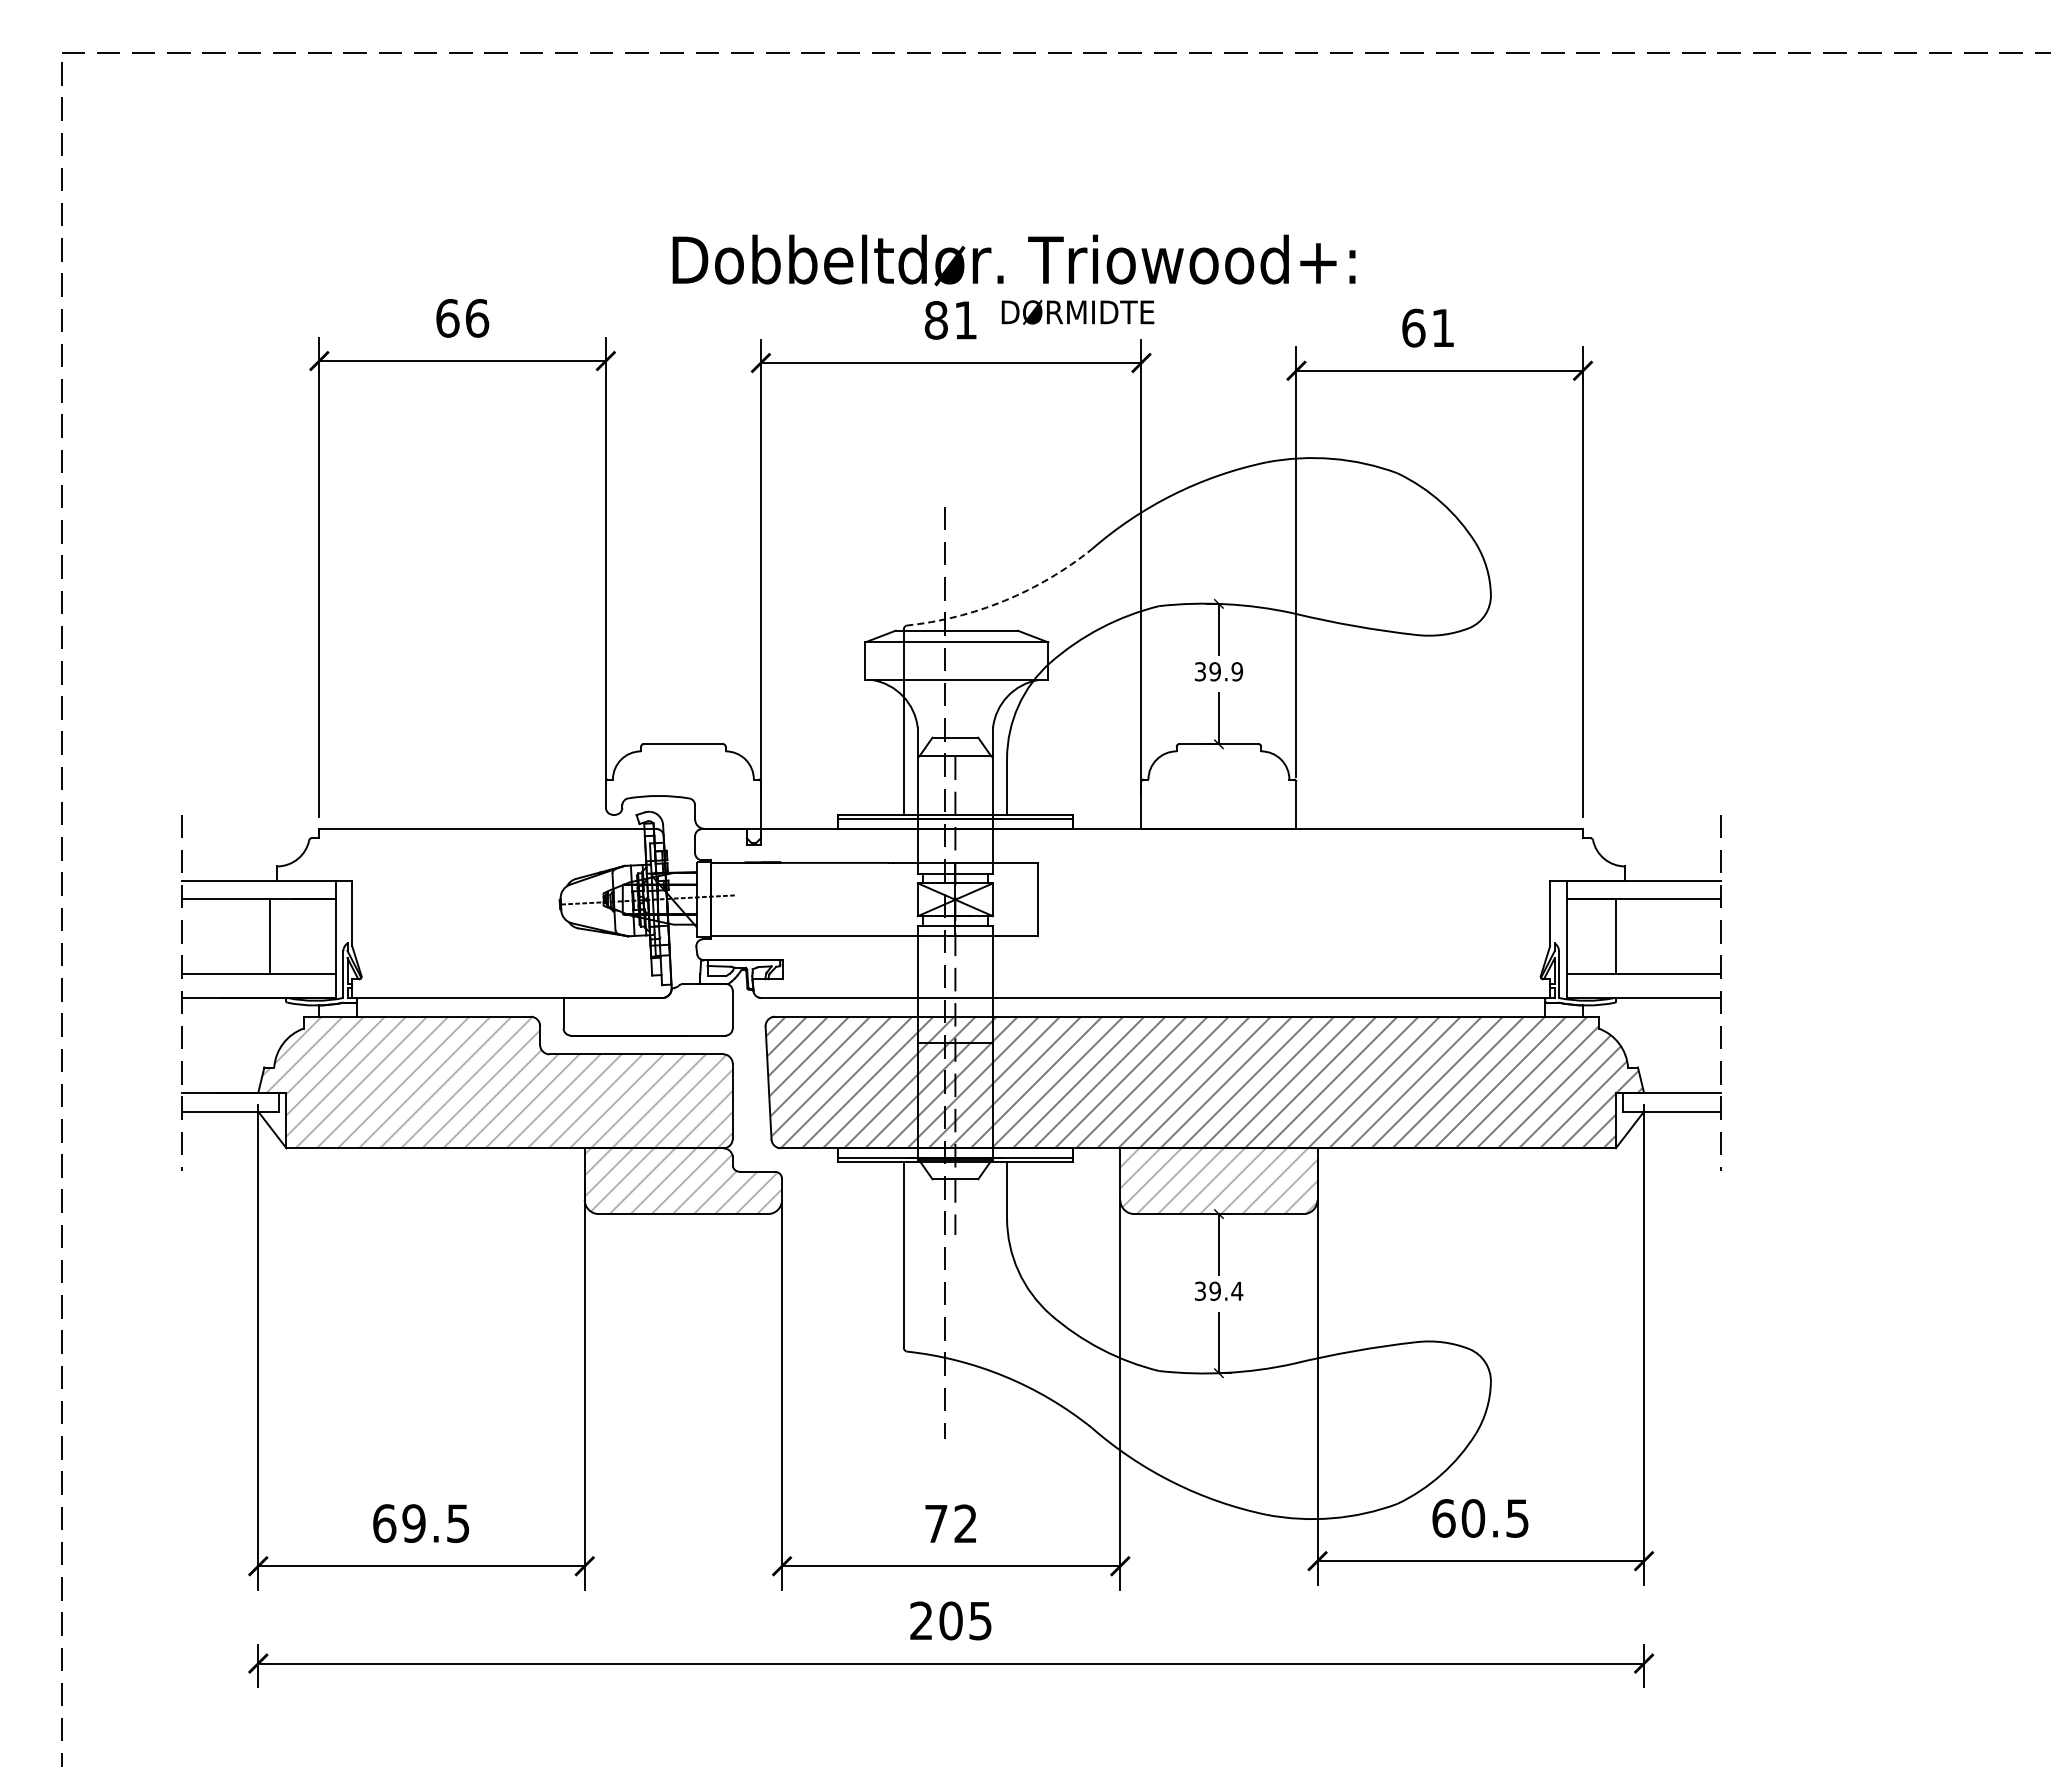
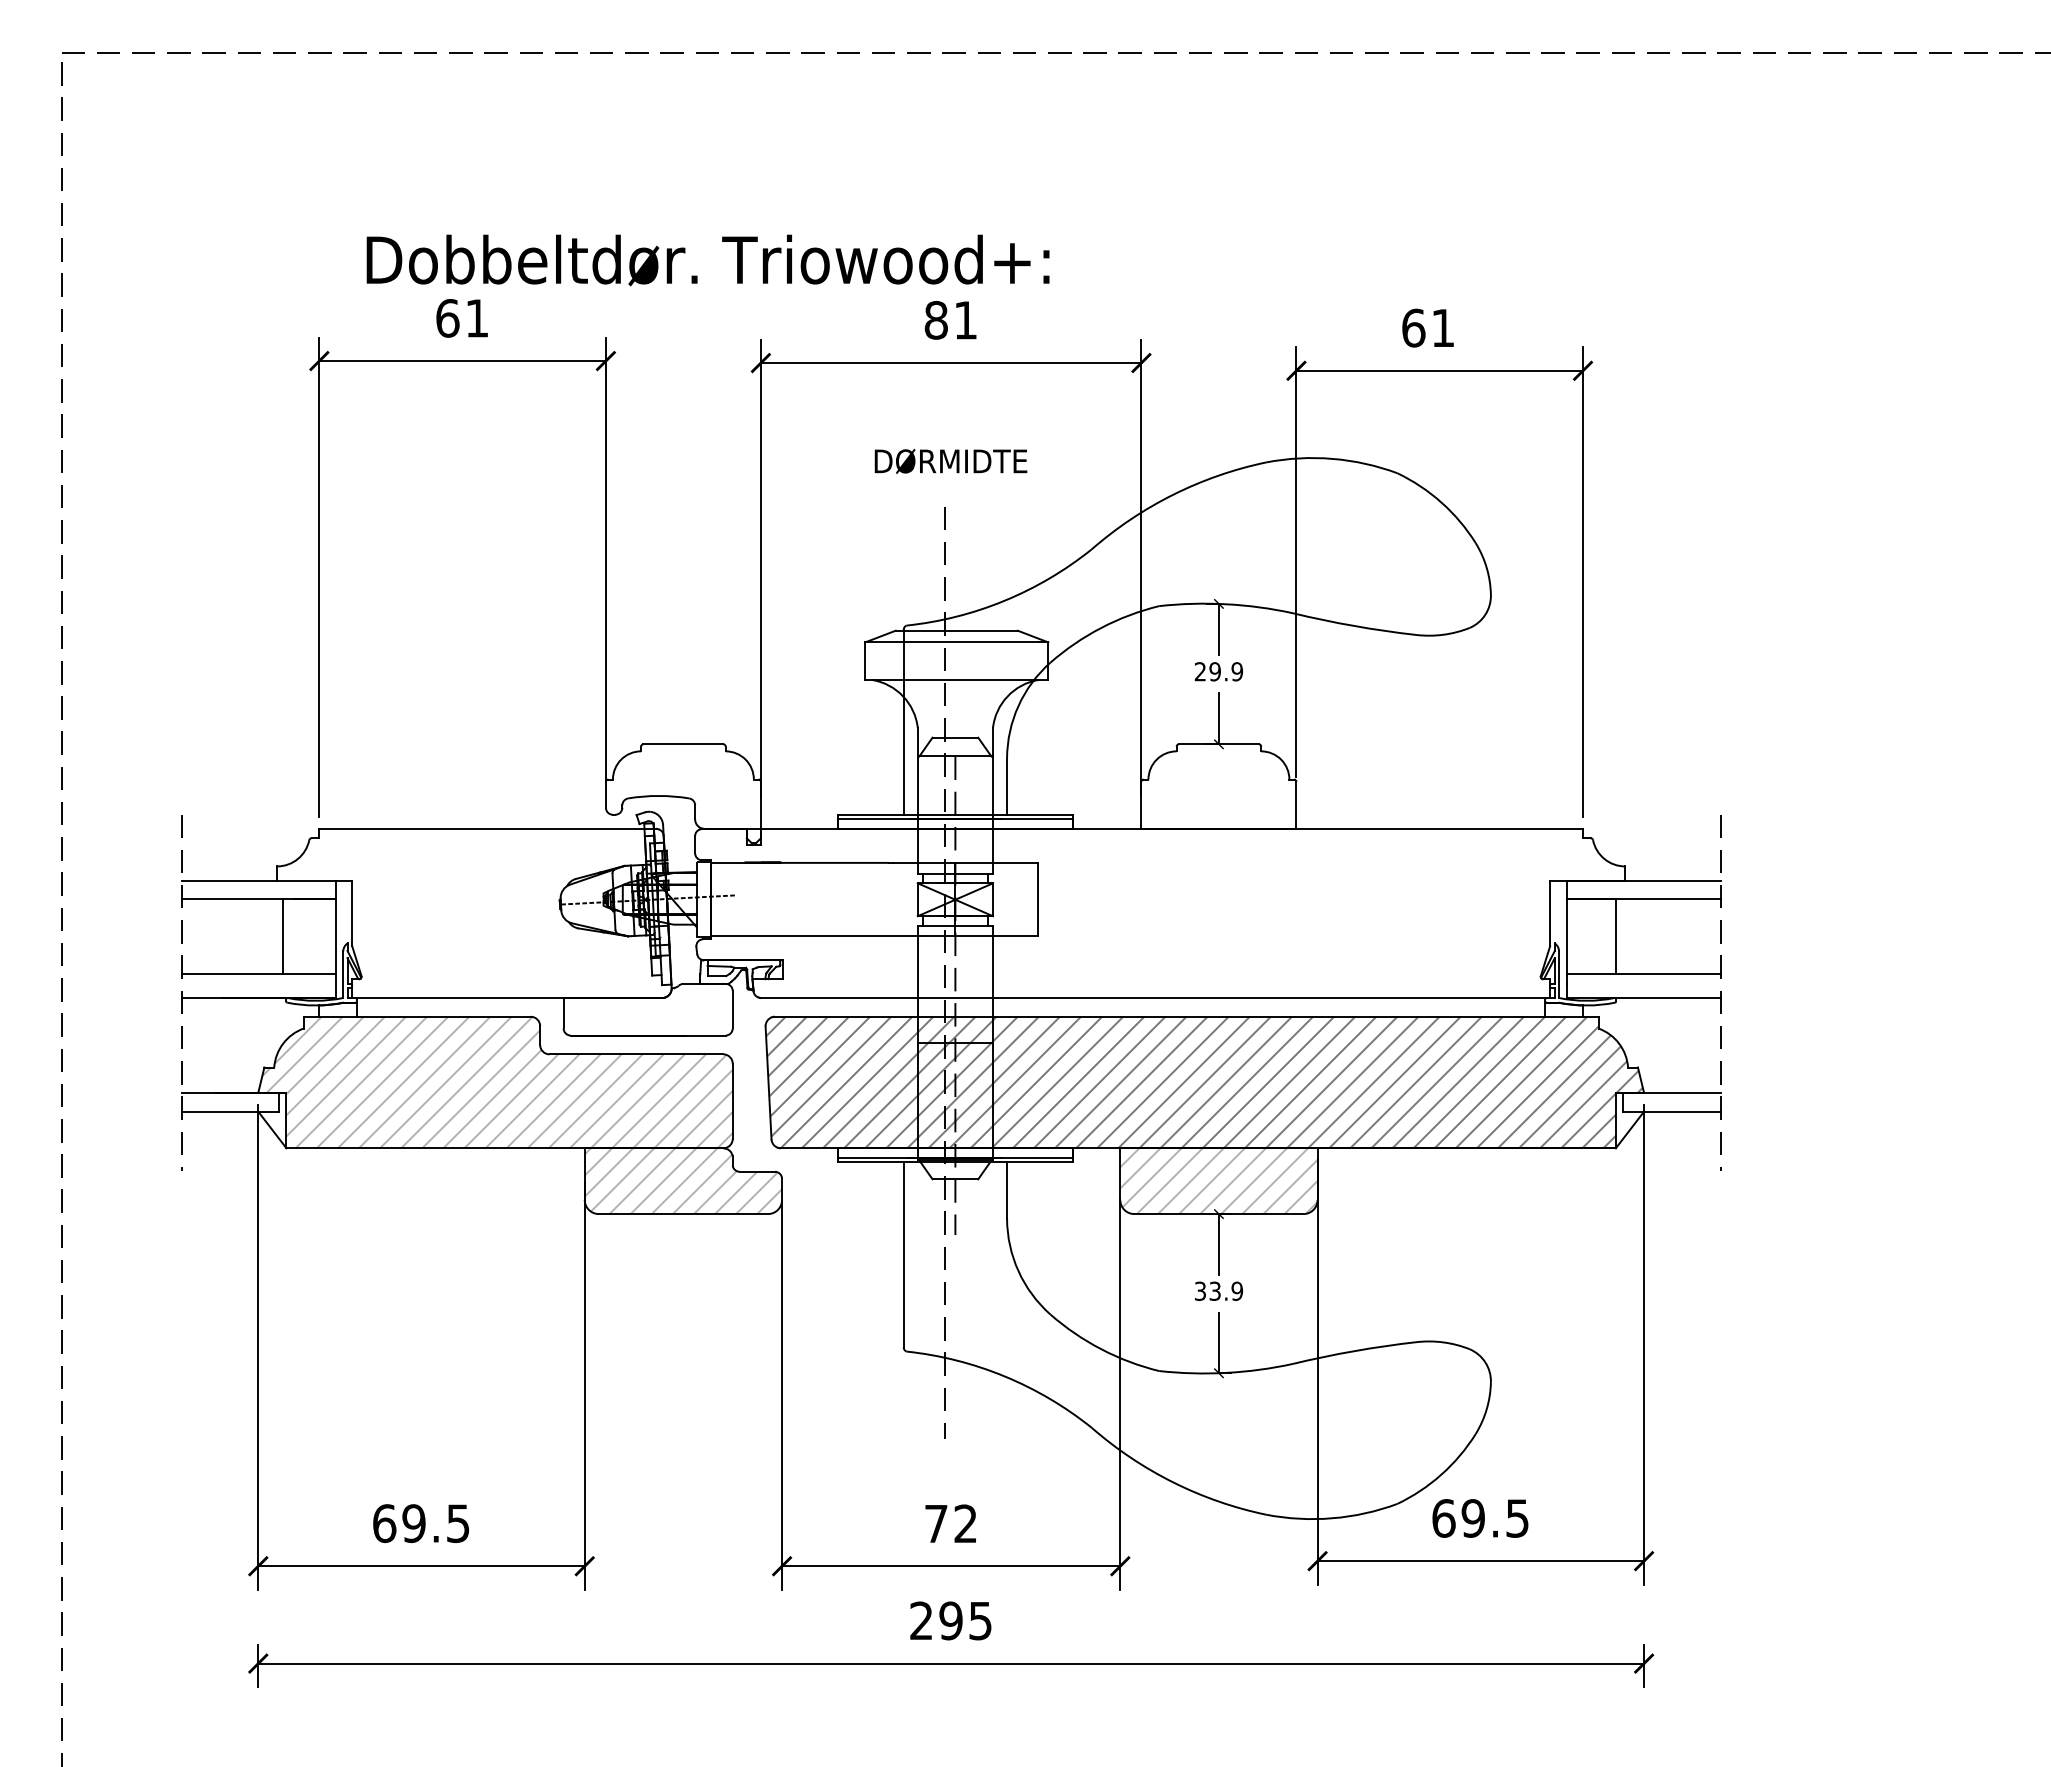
text position: (1013, 260) -> (707, 260) (707, 260)
text position: (1077, 311) -> (950, 460) (950, 460)
text: 66 -> 61 (477, 318)
arc: dashed -> solid (1004, 600)
text: 39.9 -> 29.9 (1199, 671)
line position: (269, 936) -> (282, 936) (282, 936)
text: 39.4 -> 33.9 (1226, 1290)
text: 60.5 -> 69.5 (1473, 1518)
text: 205 -> 295 (950, 1620)
